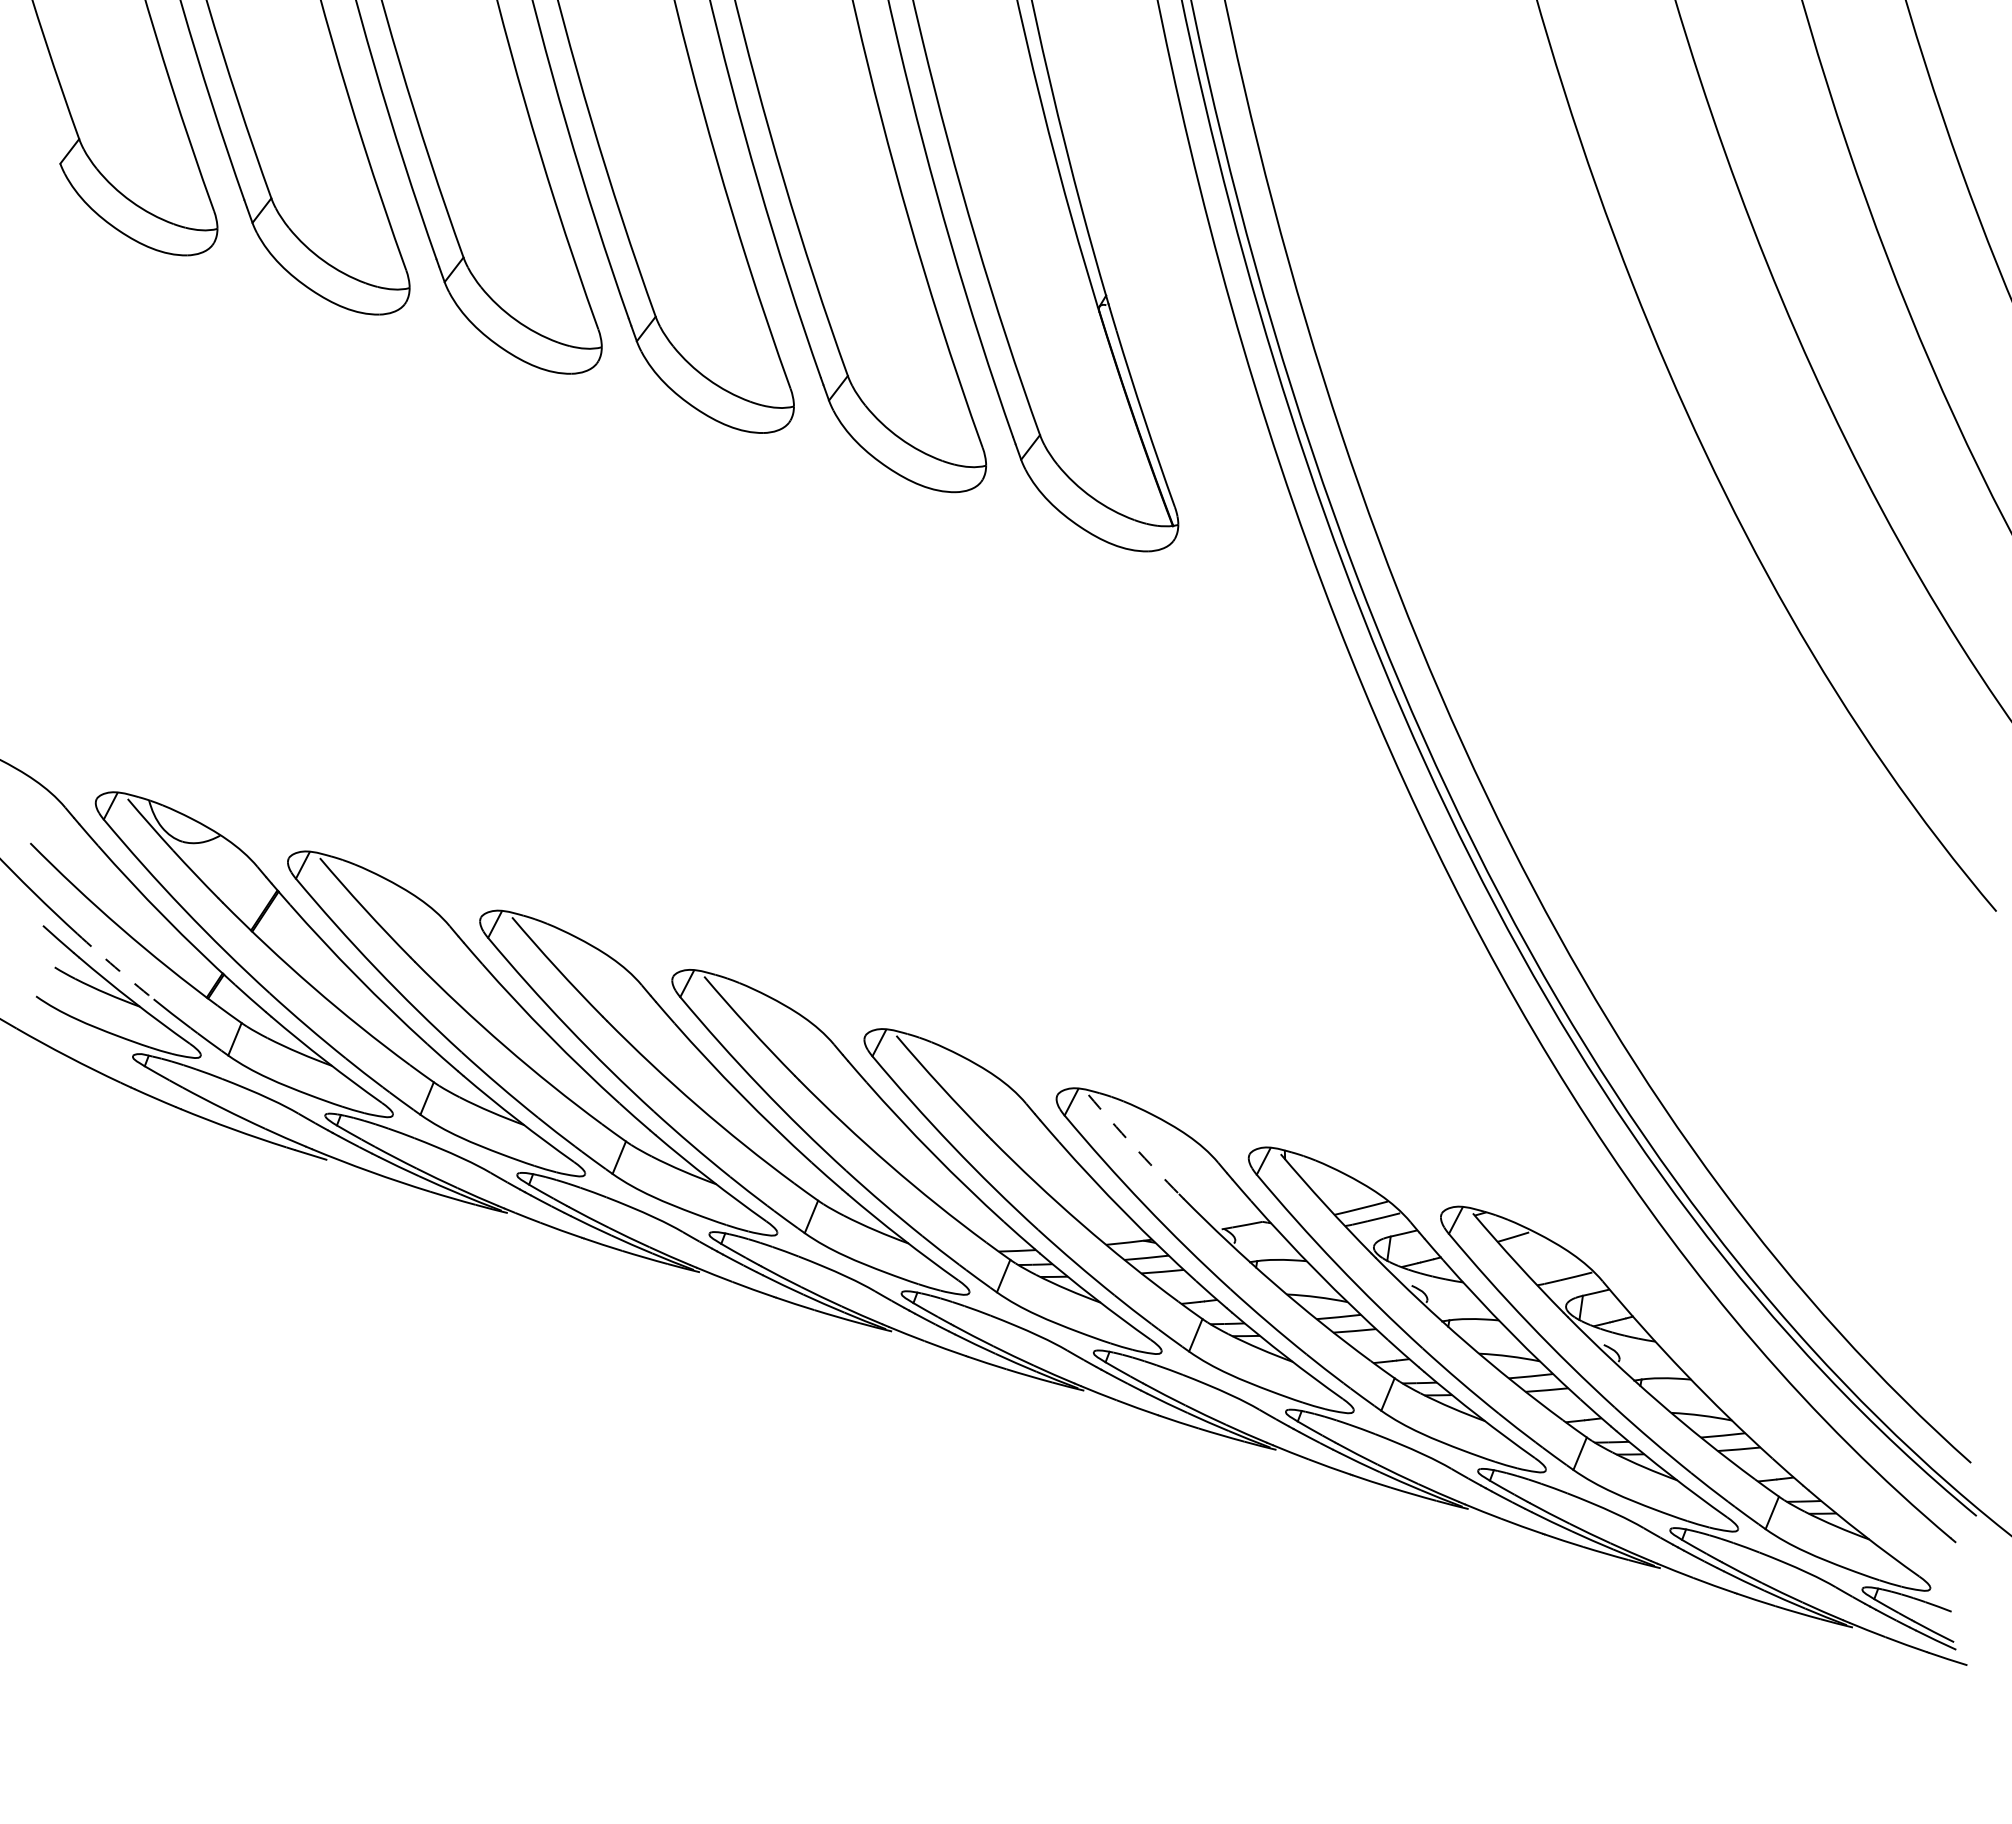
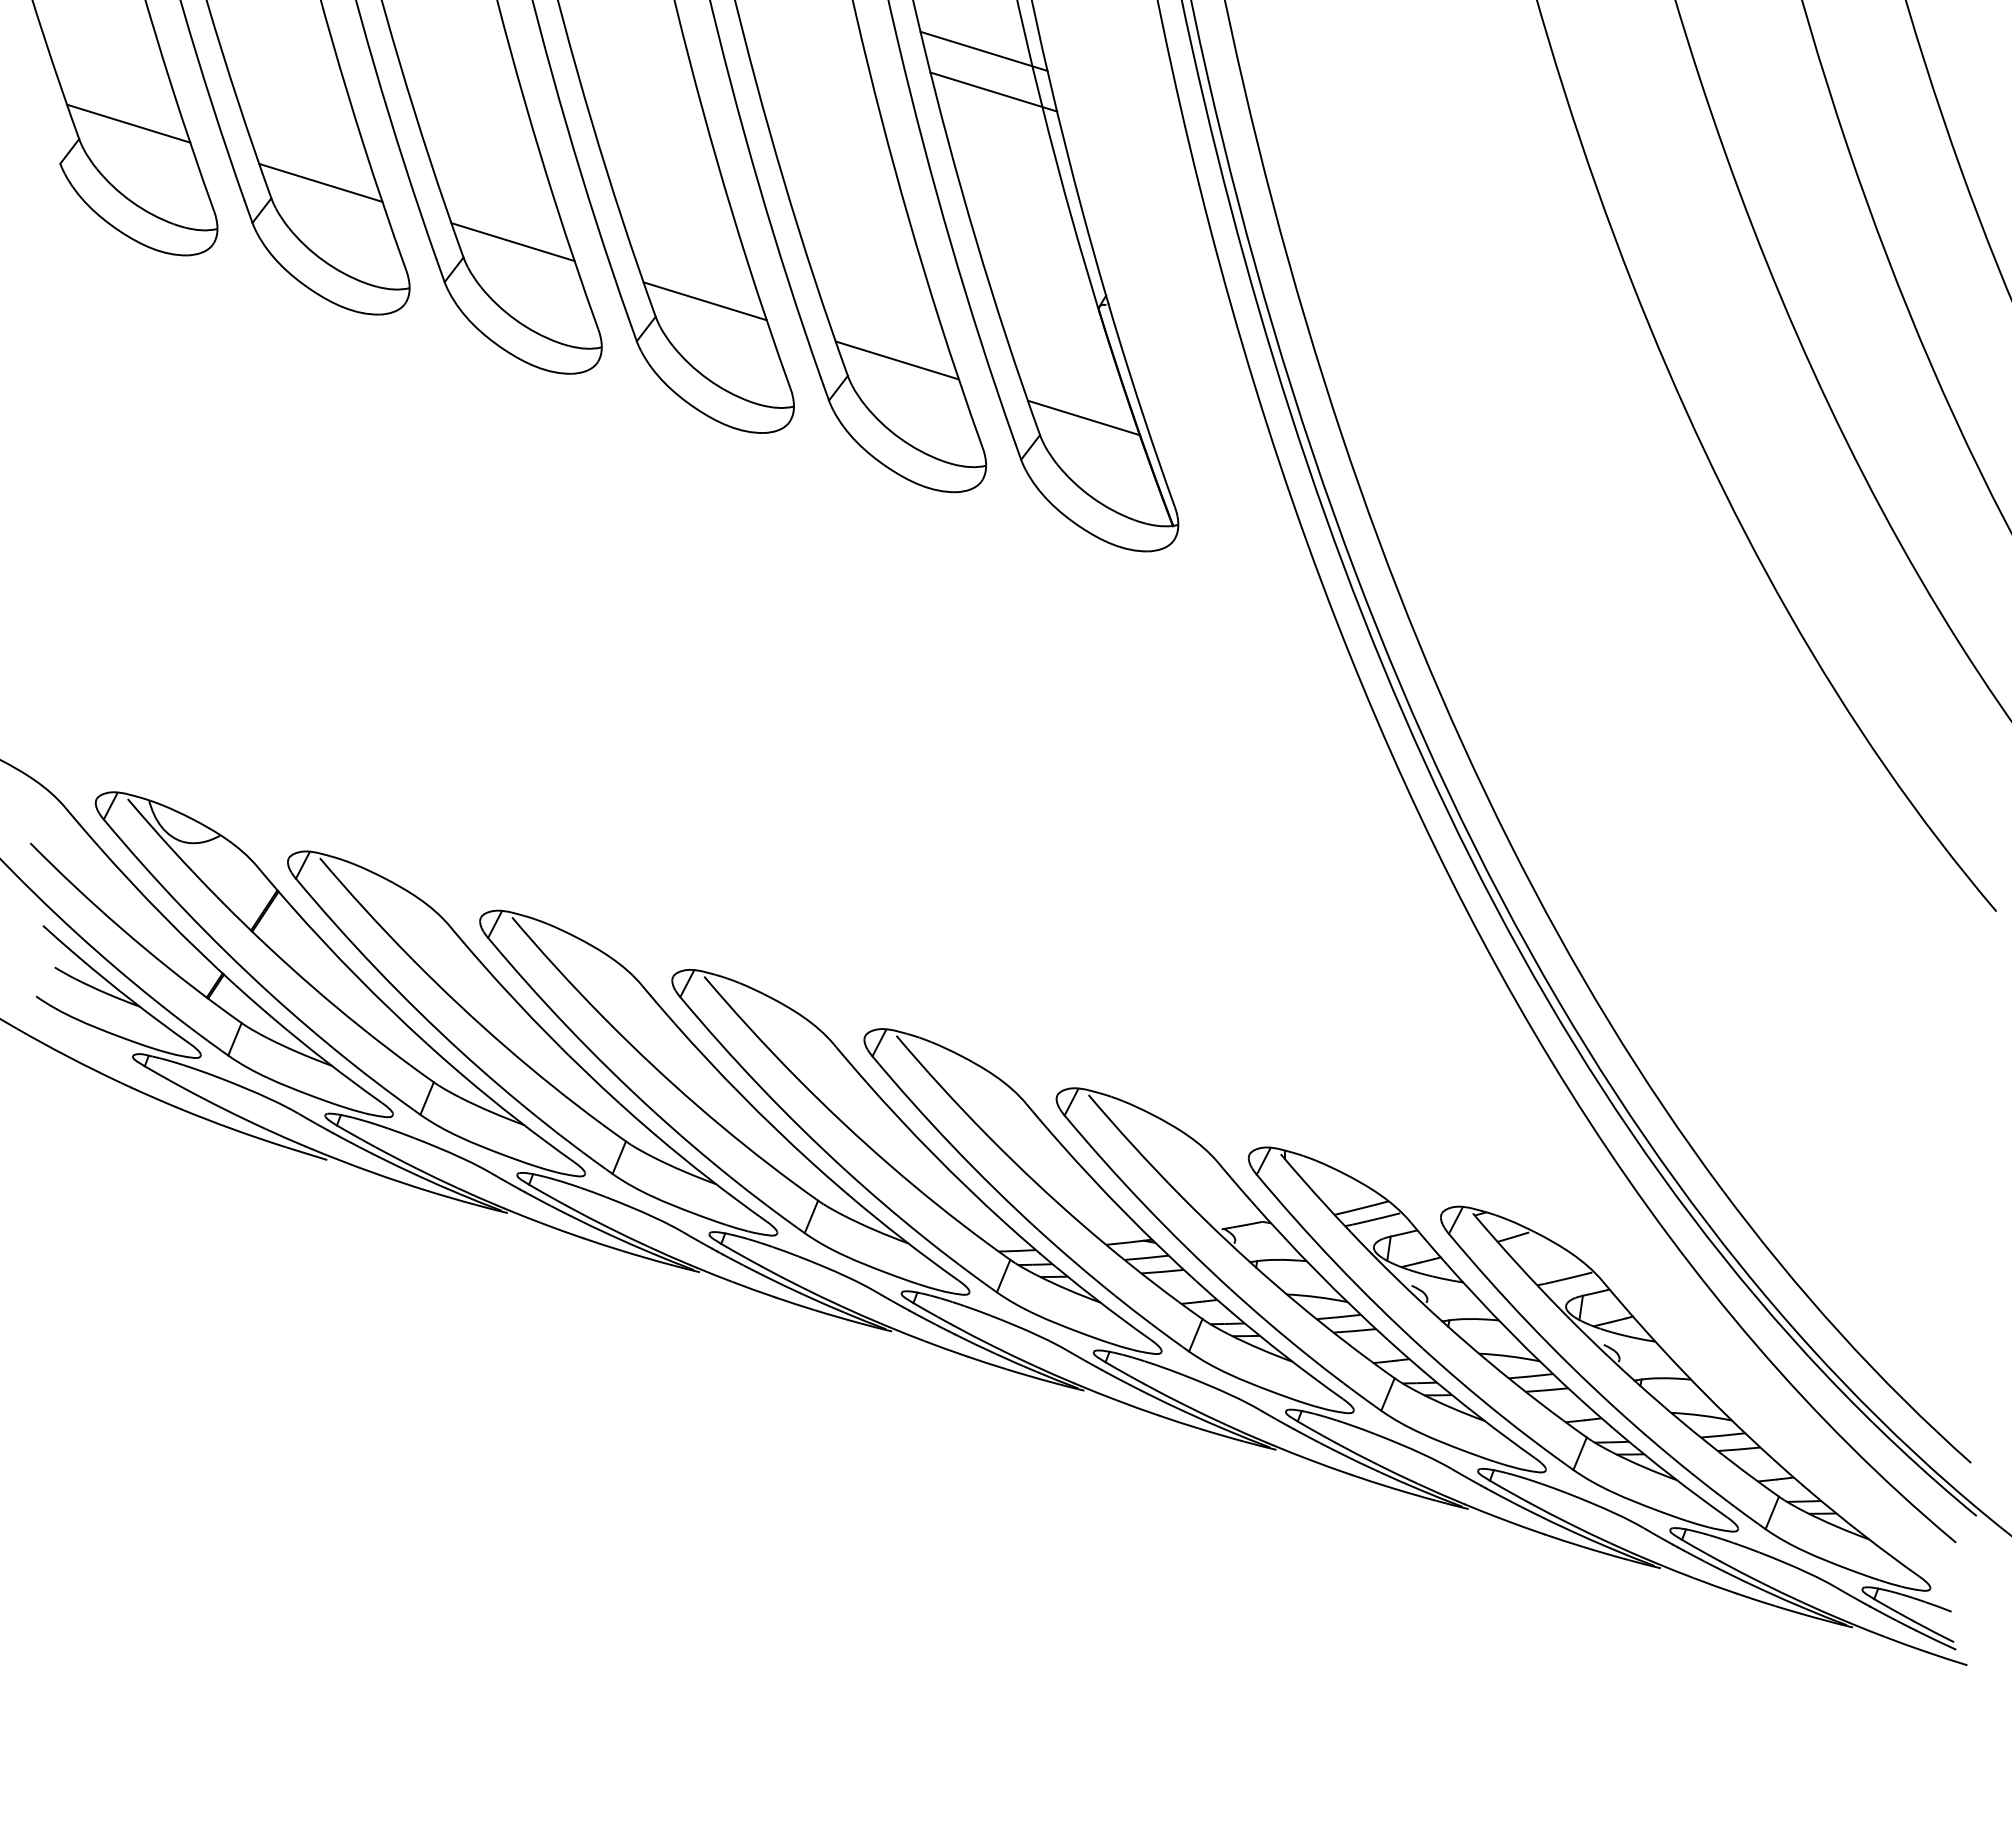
line: none -> present (983, 50)
line: none -> present (993, 91)
line: none -> present (128, 123)
line: none -> present (320, 182)
line: none -> present (512, 242)
line: none -> present (704, 301)
line: none -> present (896, 360)
line: none -> present (1084, 417)
arc: dashed -> solid (115, 967)
arc: dashed -> solid (1133, 1145)
